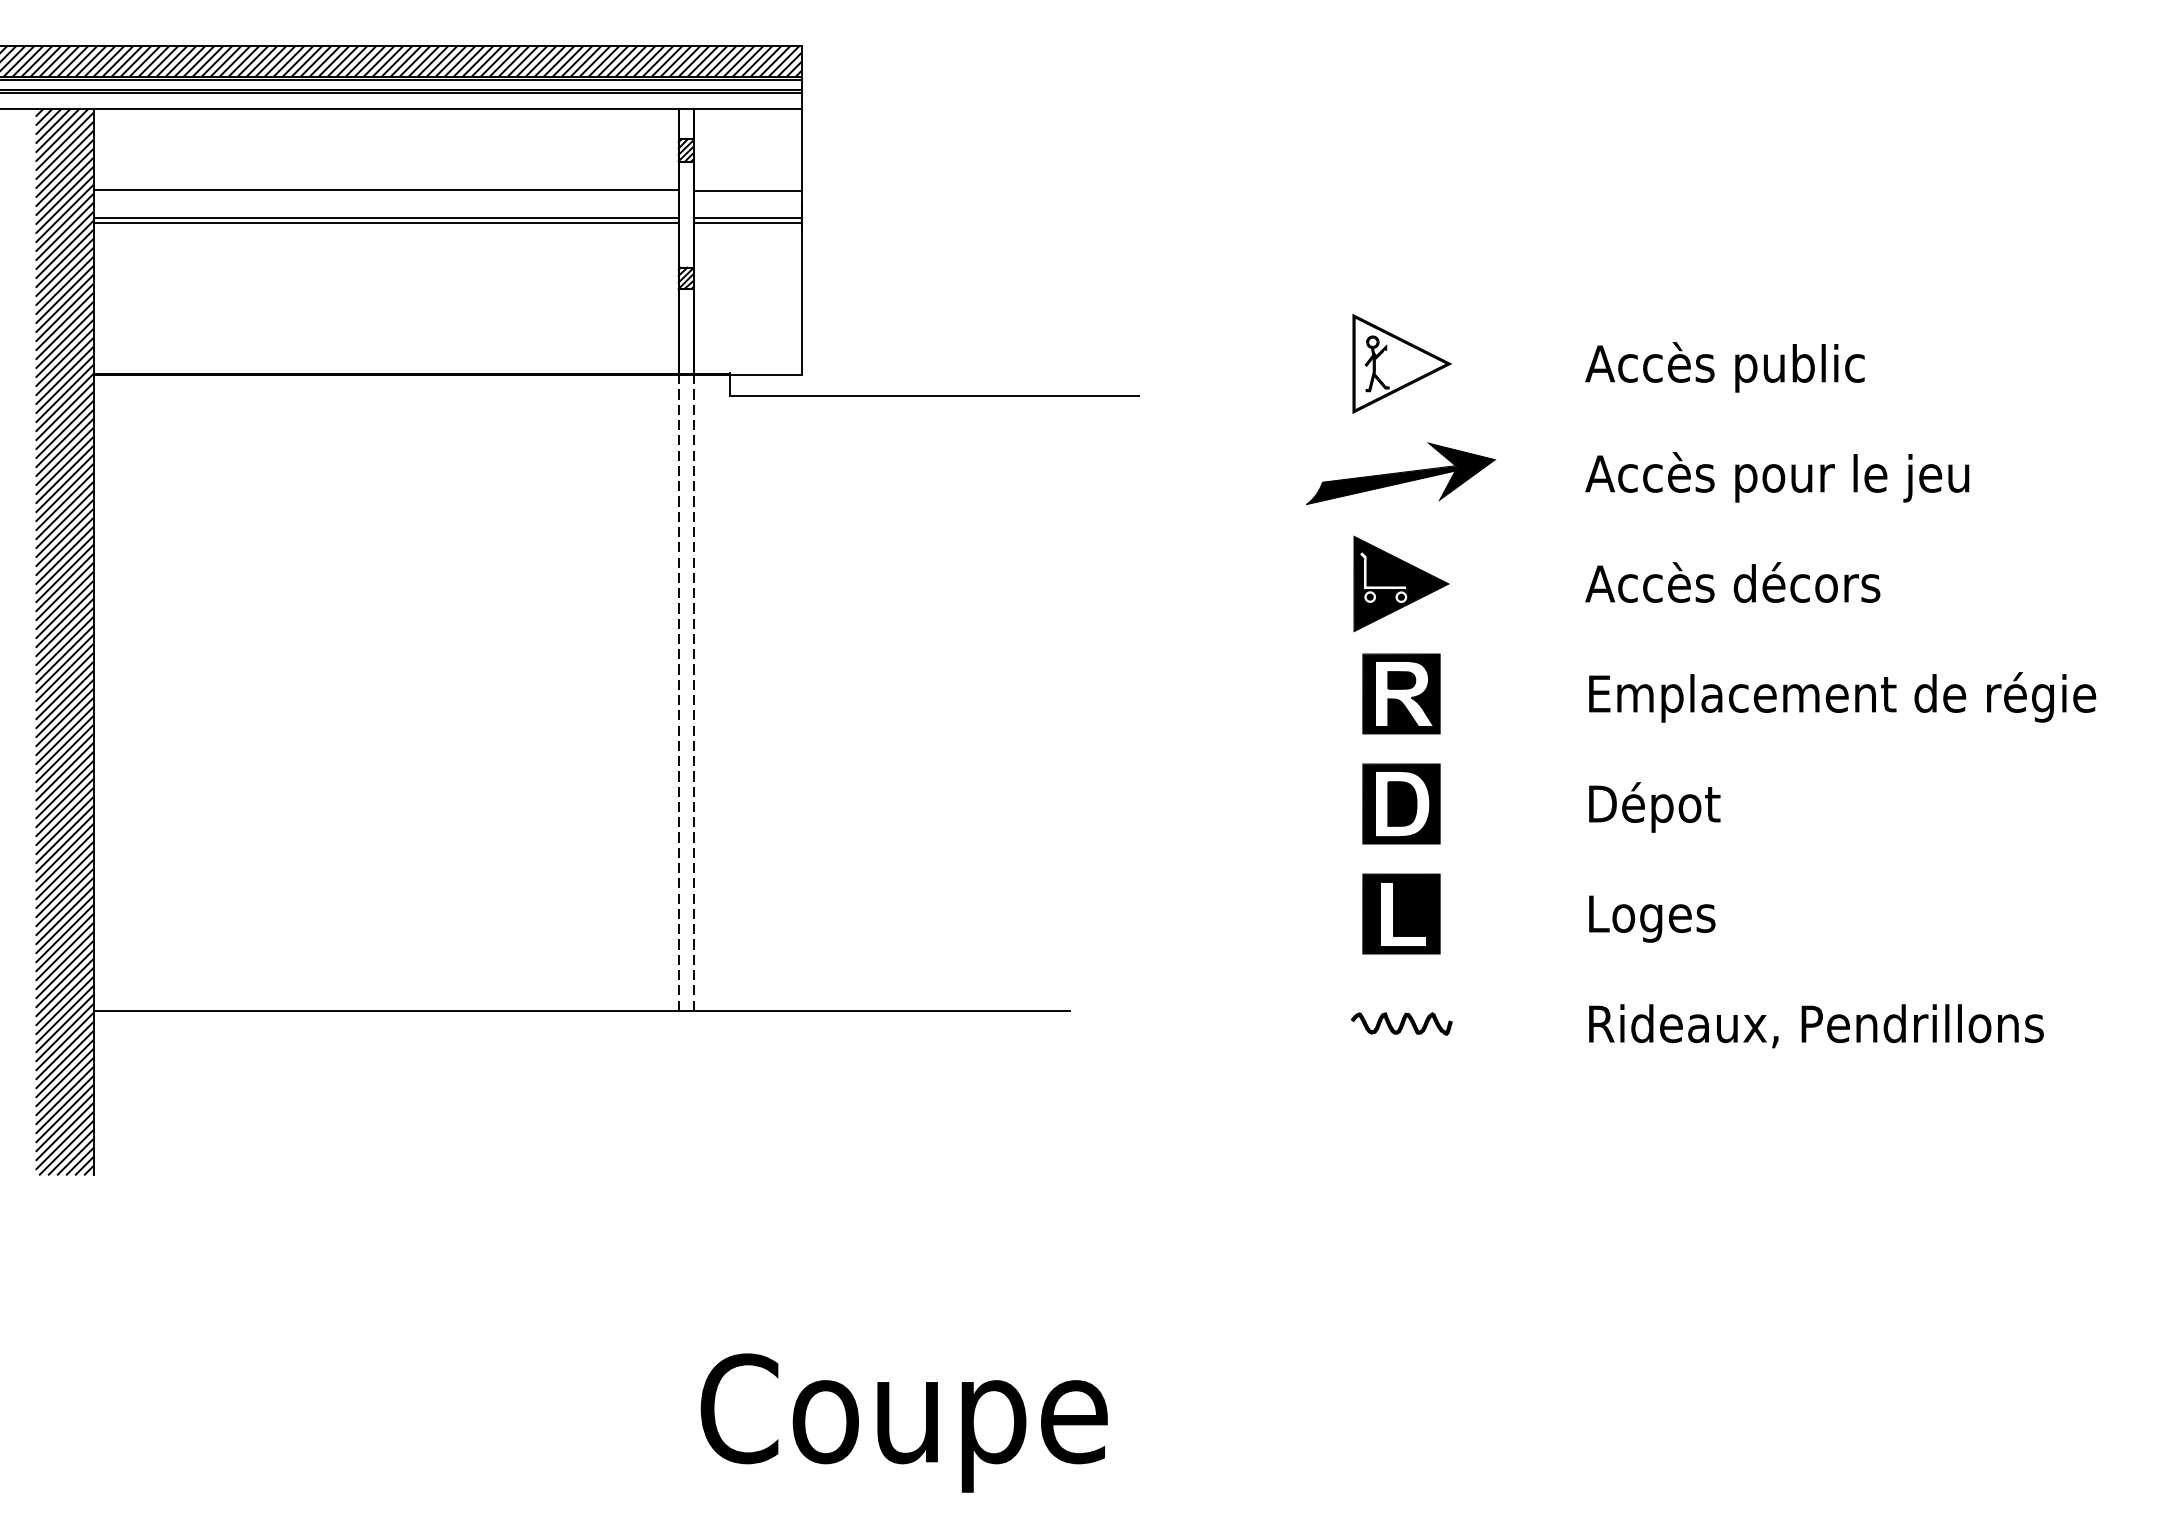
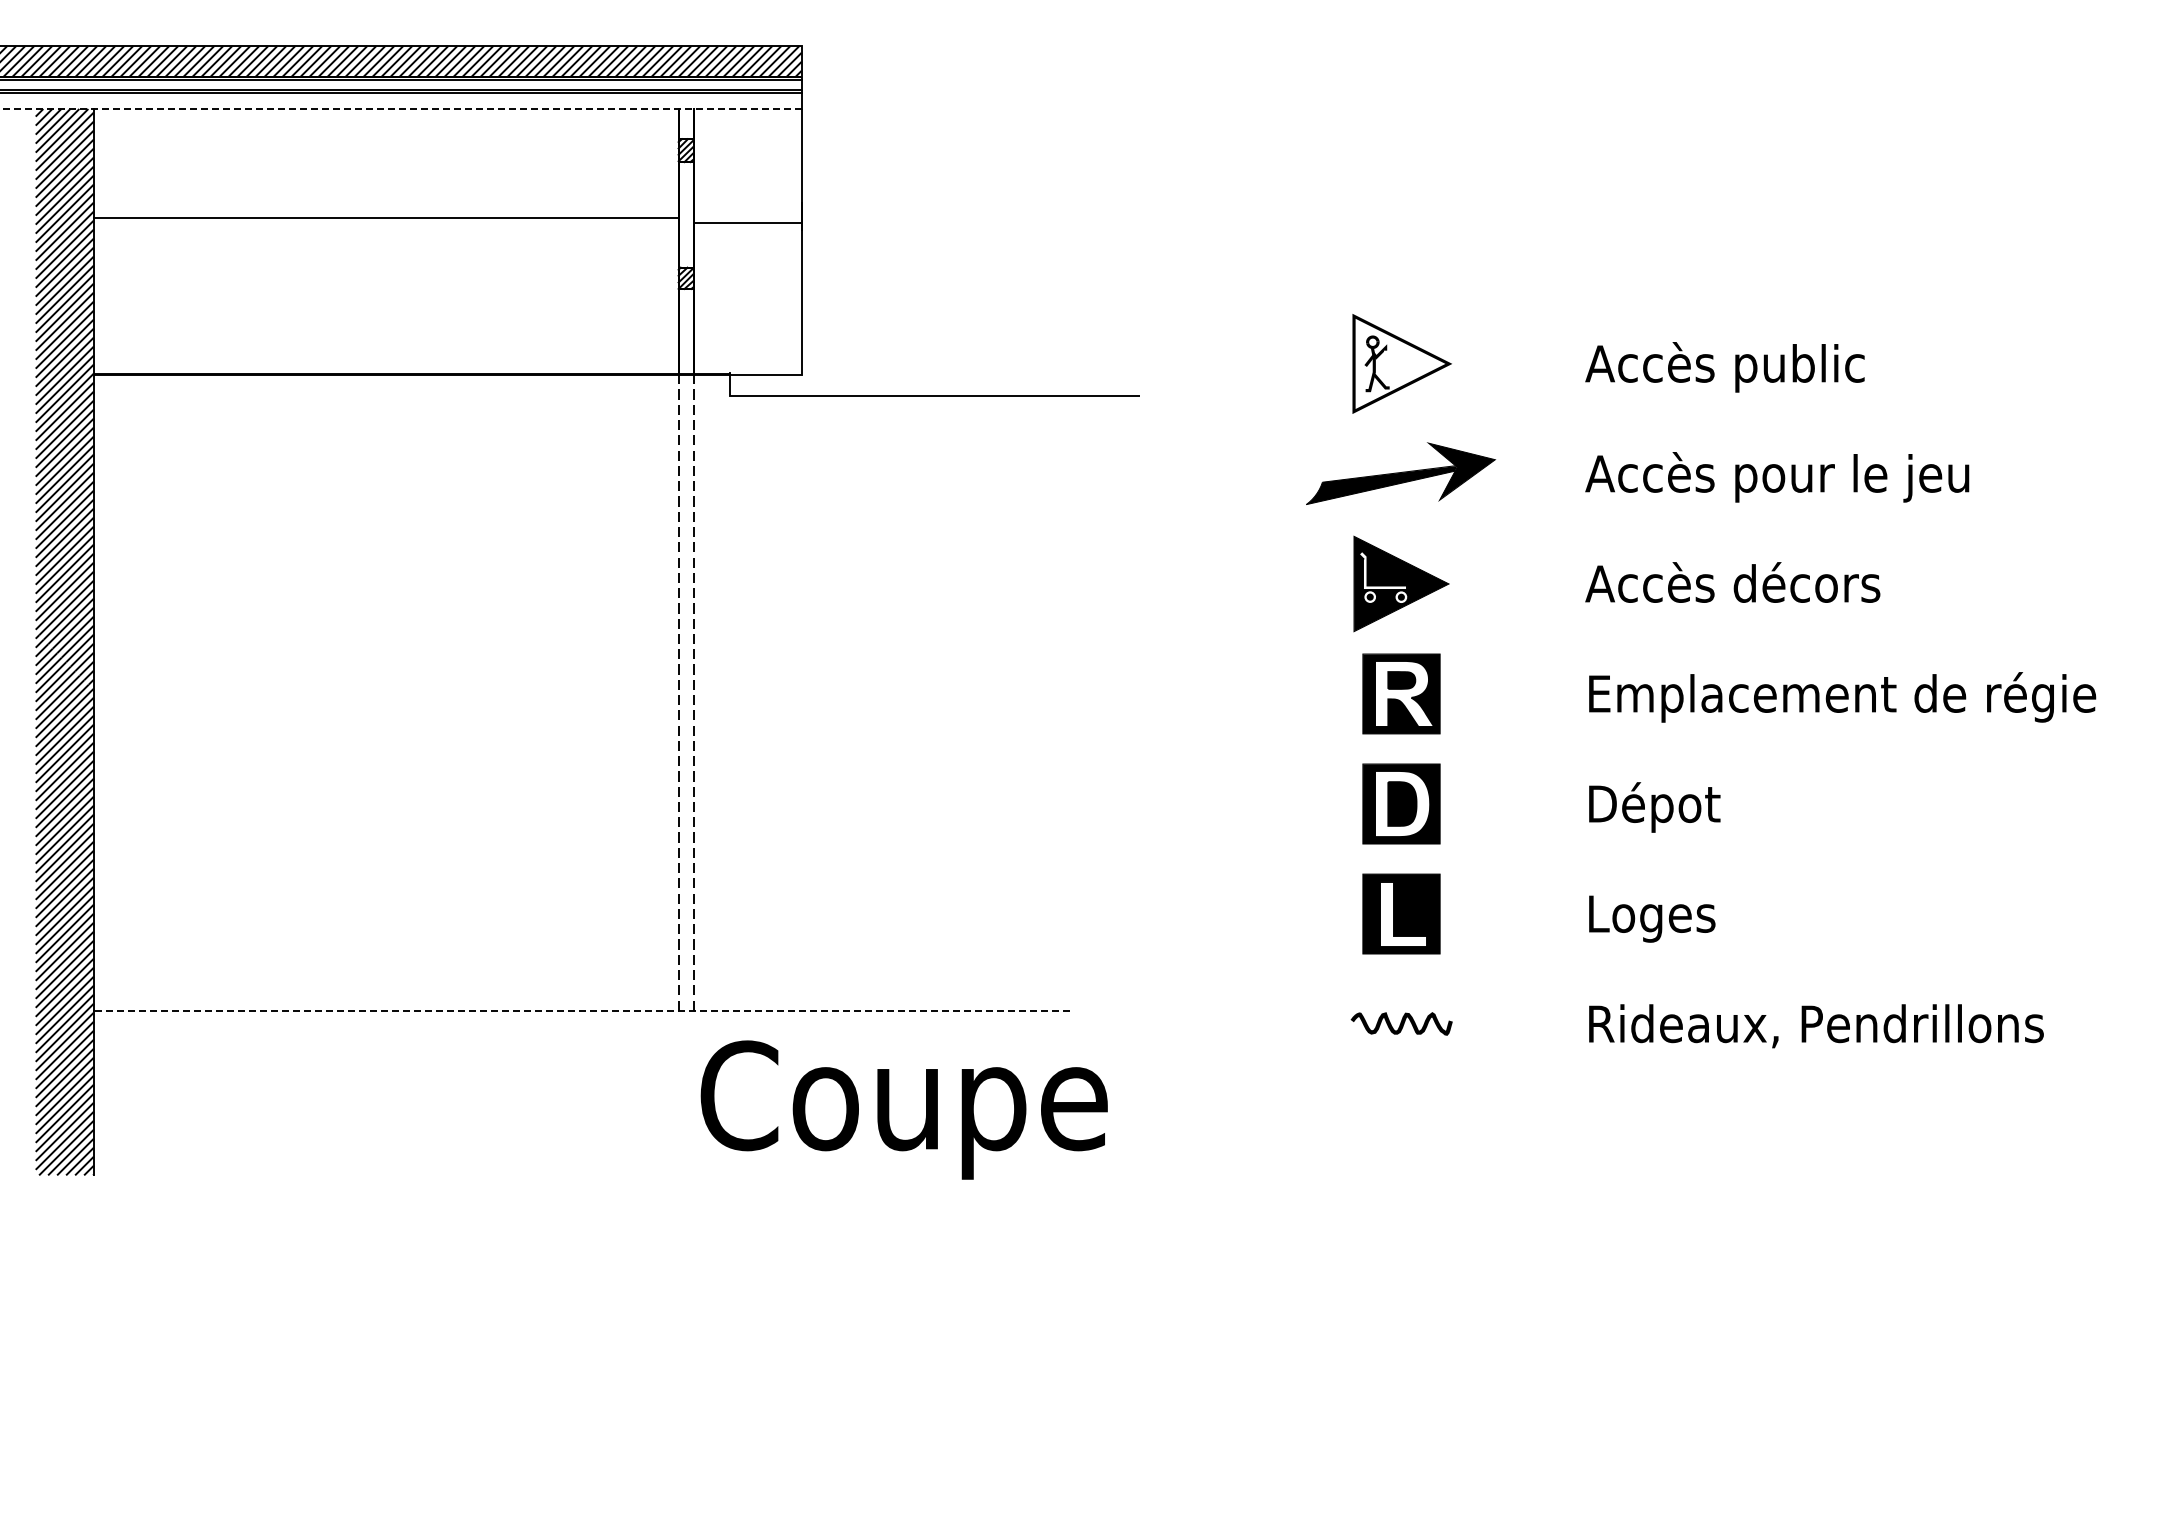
line: solid -> dashed (400, 109)
line: present -> none (385, 190)
line: present -> none (747, 190)
line: present -> none (747, 218)
line: present -> none (385, 223)
line: solid -> dashed (581, 1010)
text position: (903, 1422) -> (903, 1109) (903, 1109)
